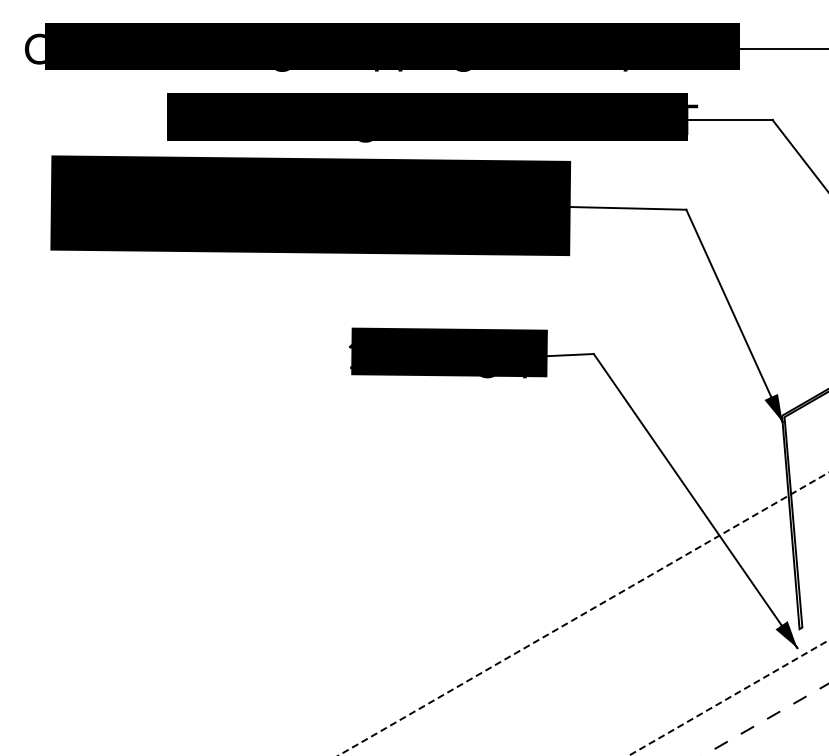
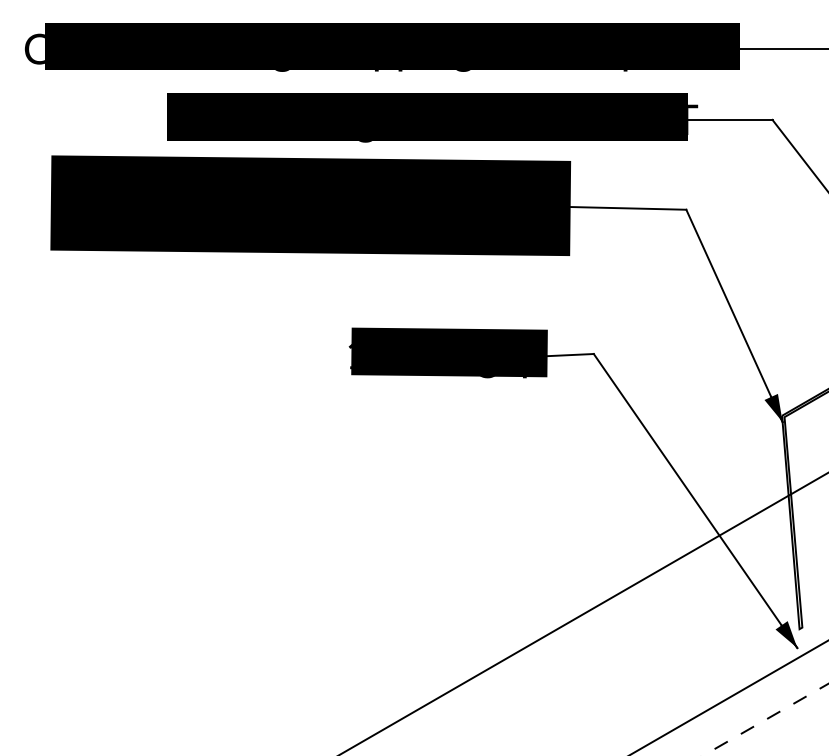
line: dashed -> solid (683, 556)
